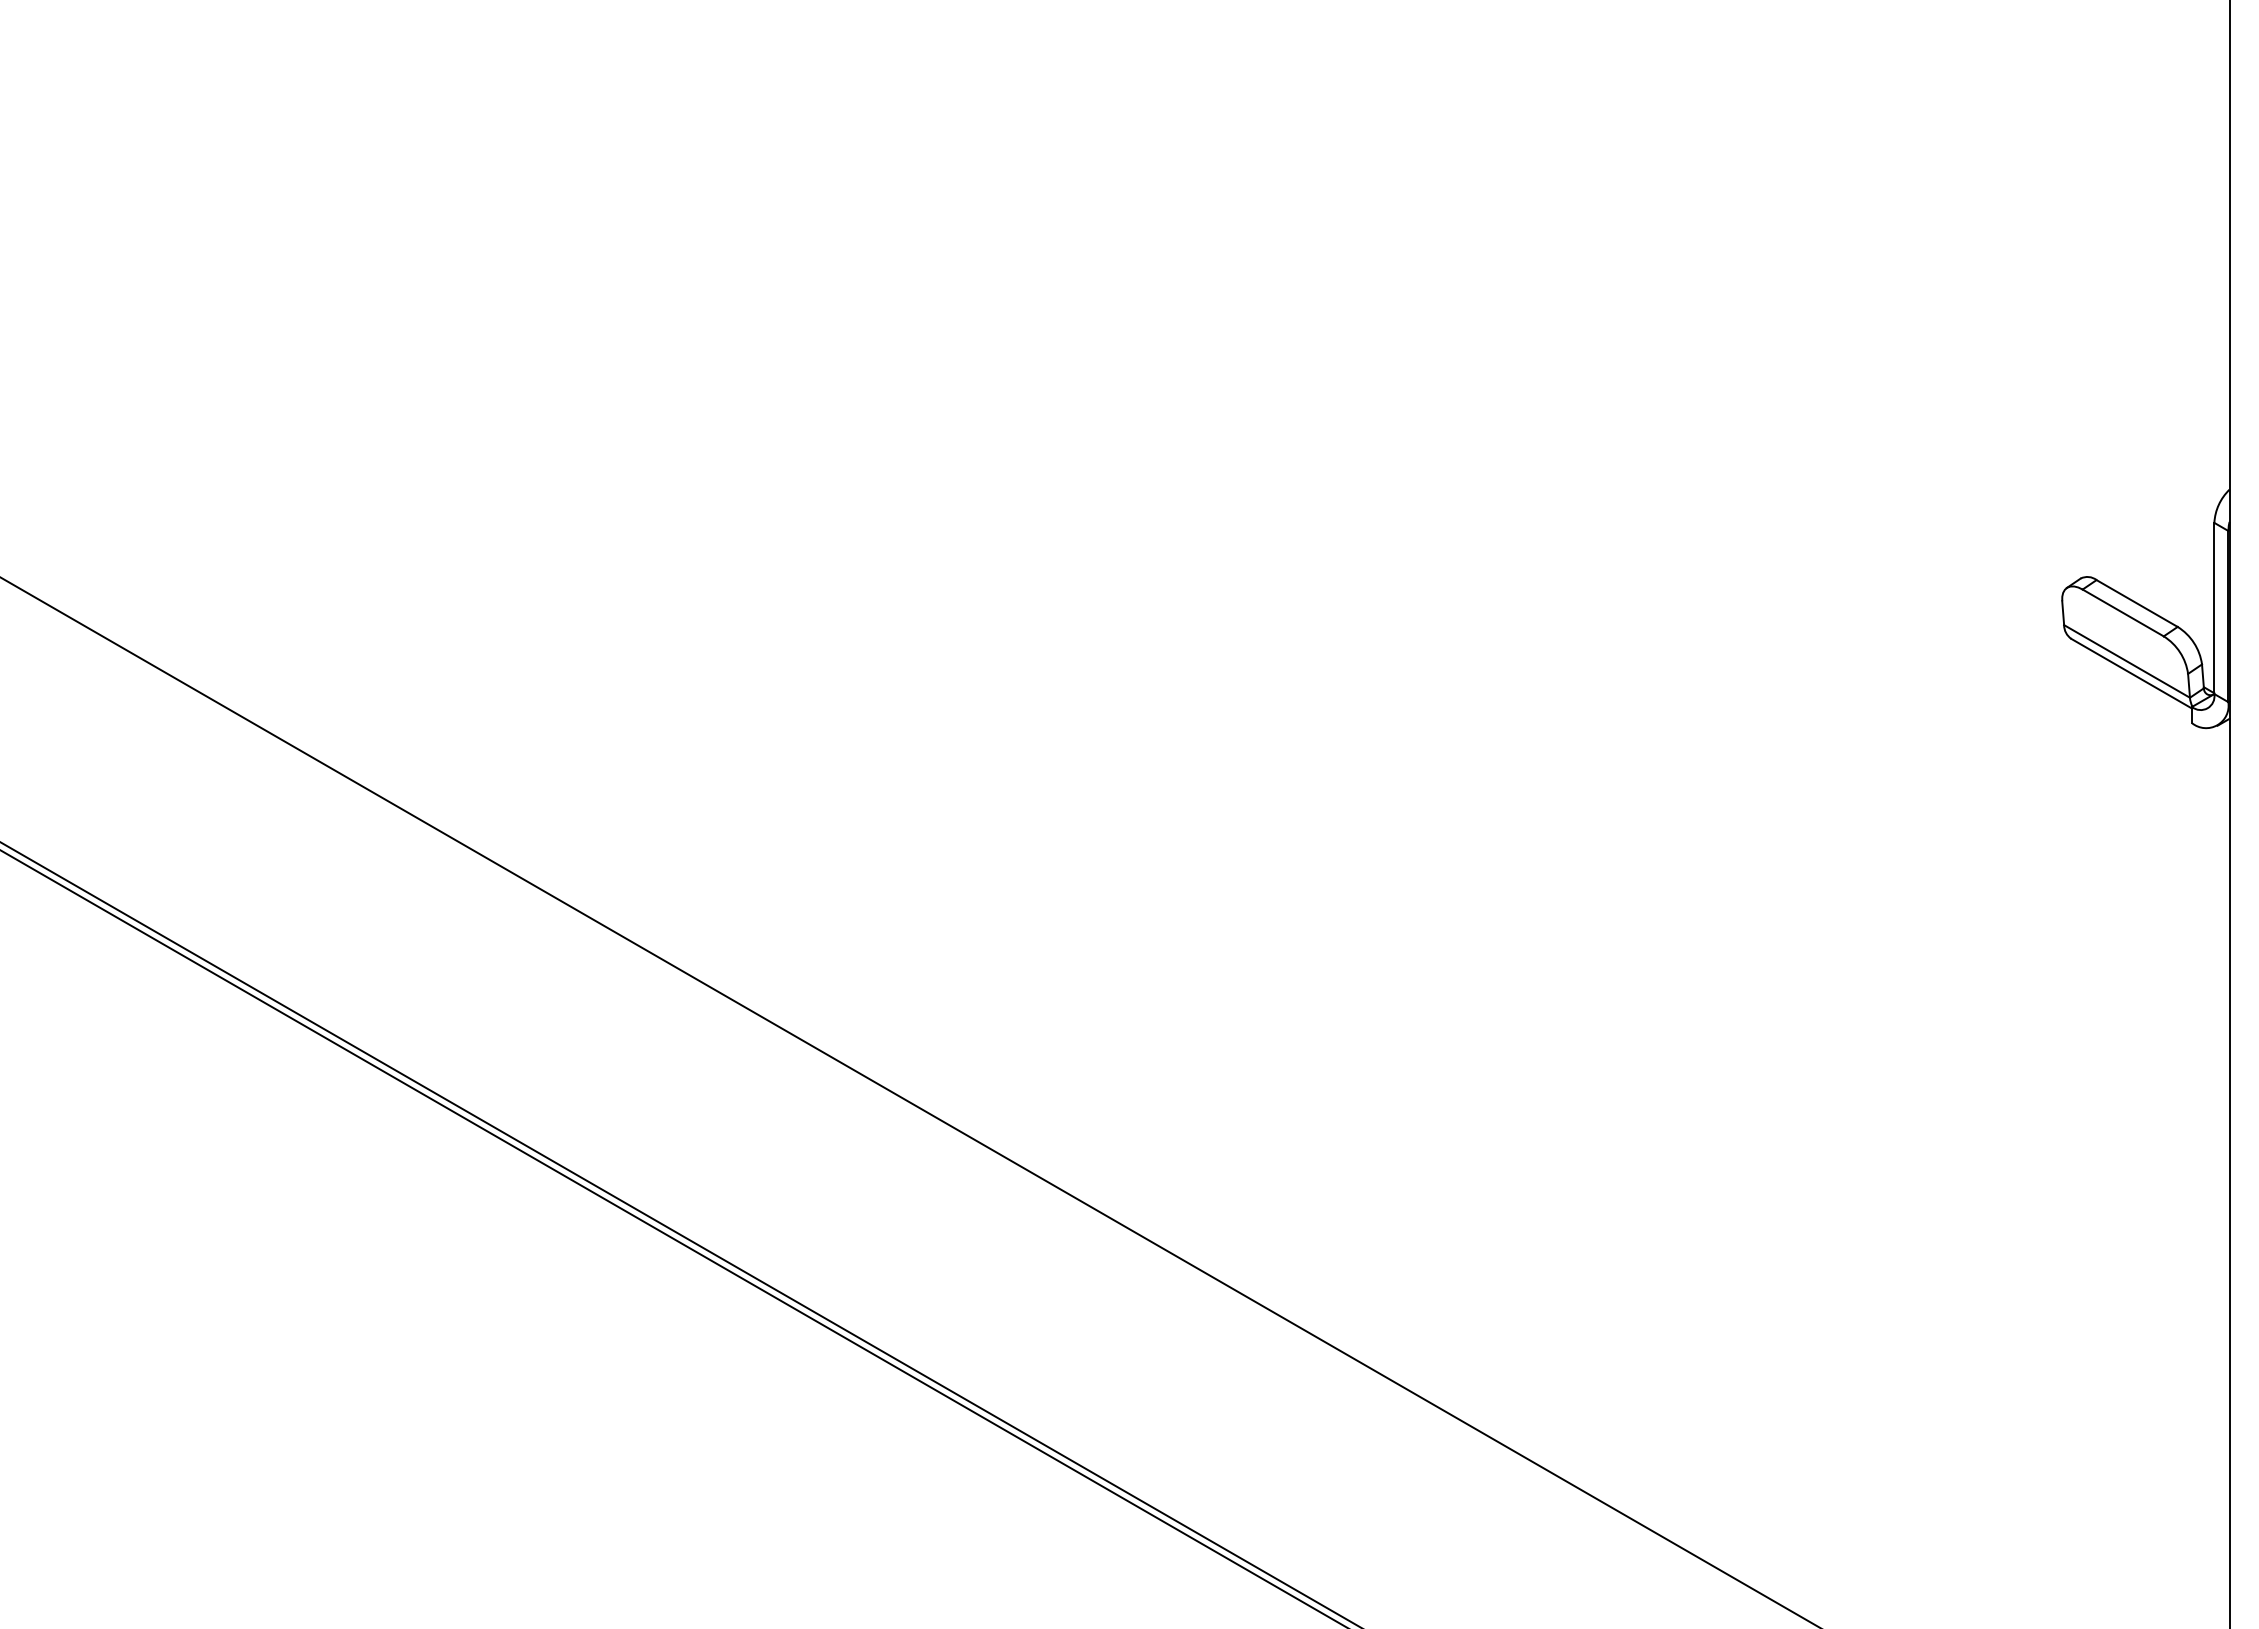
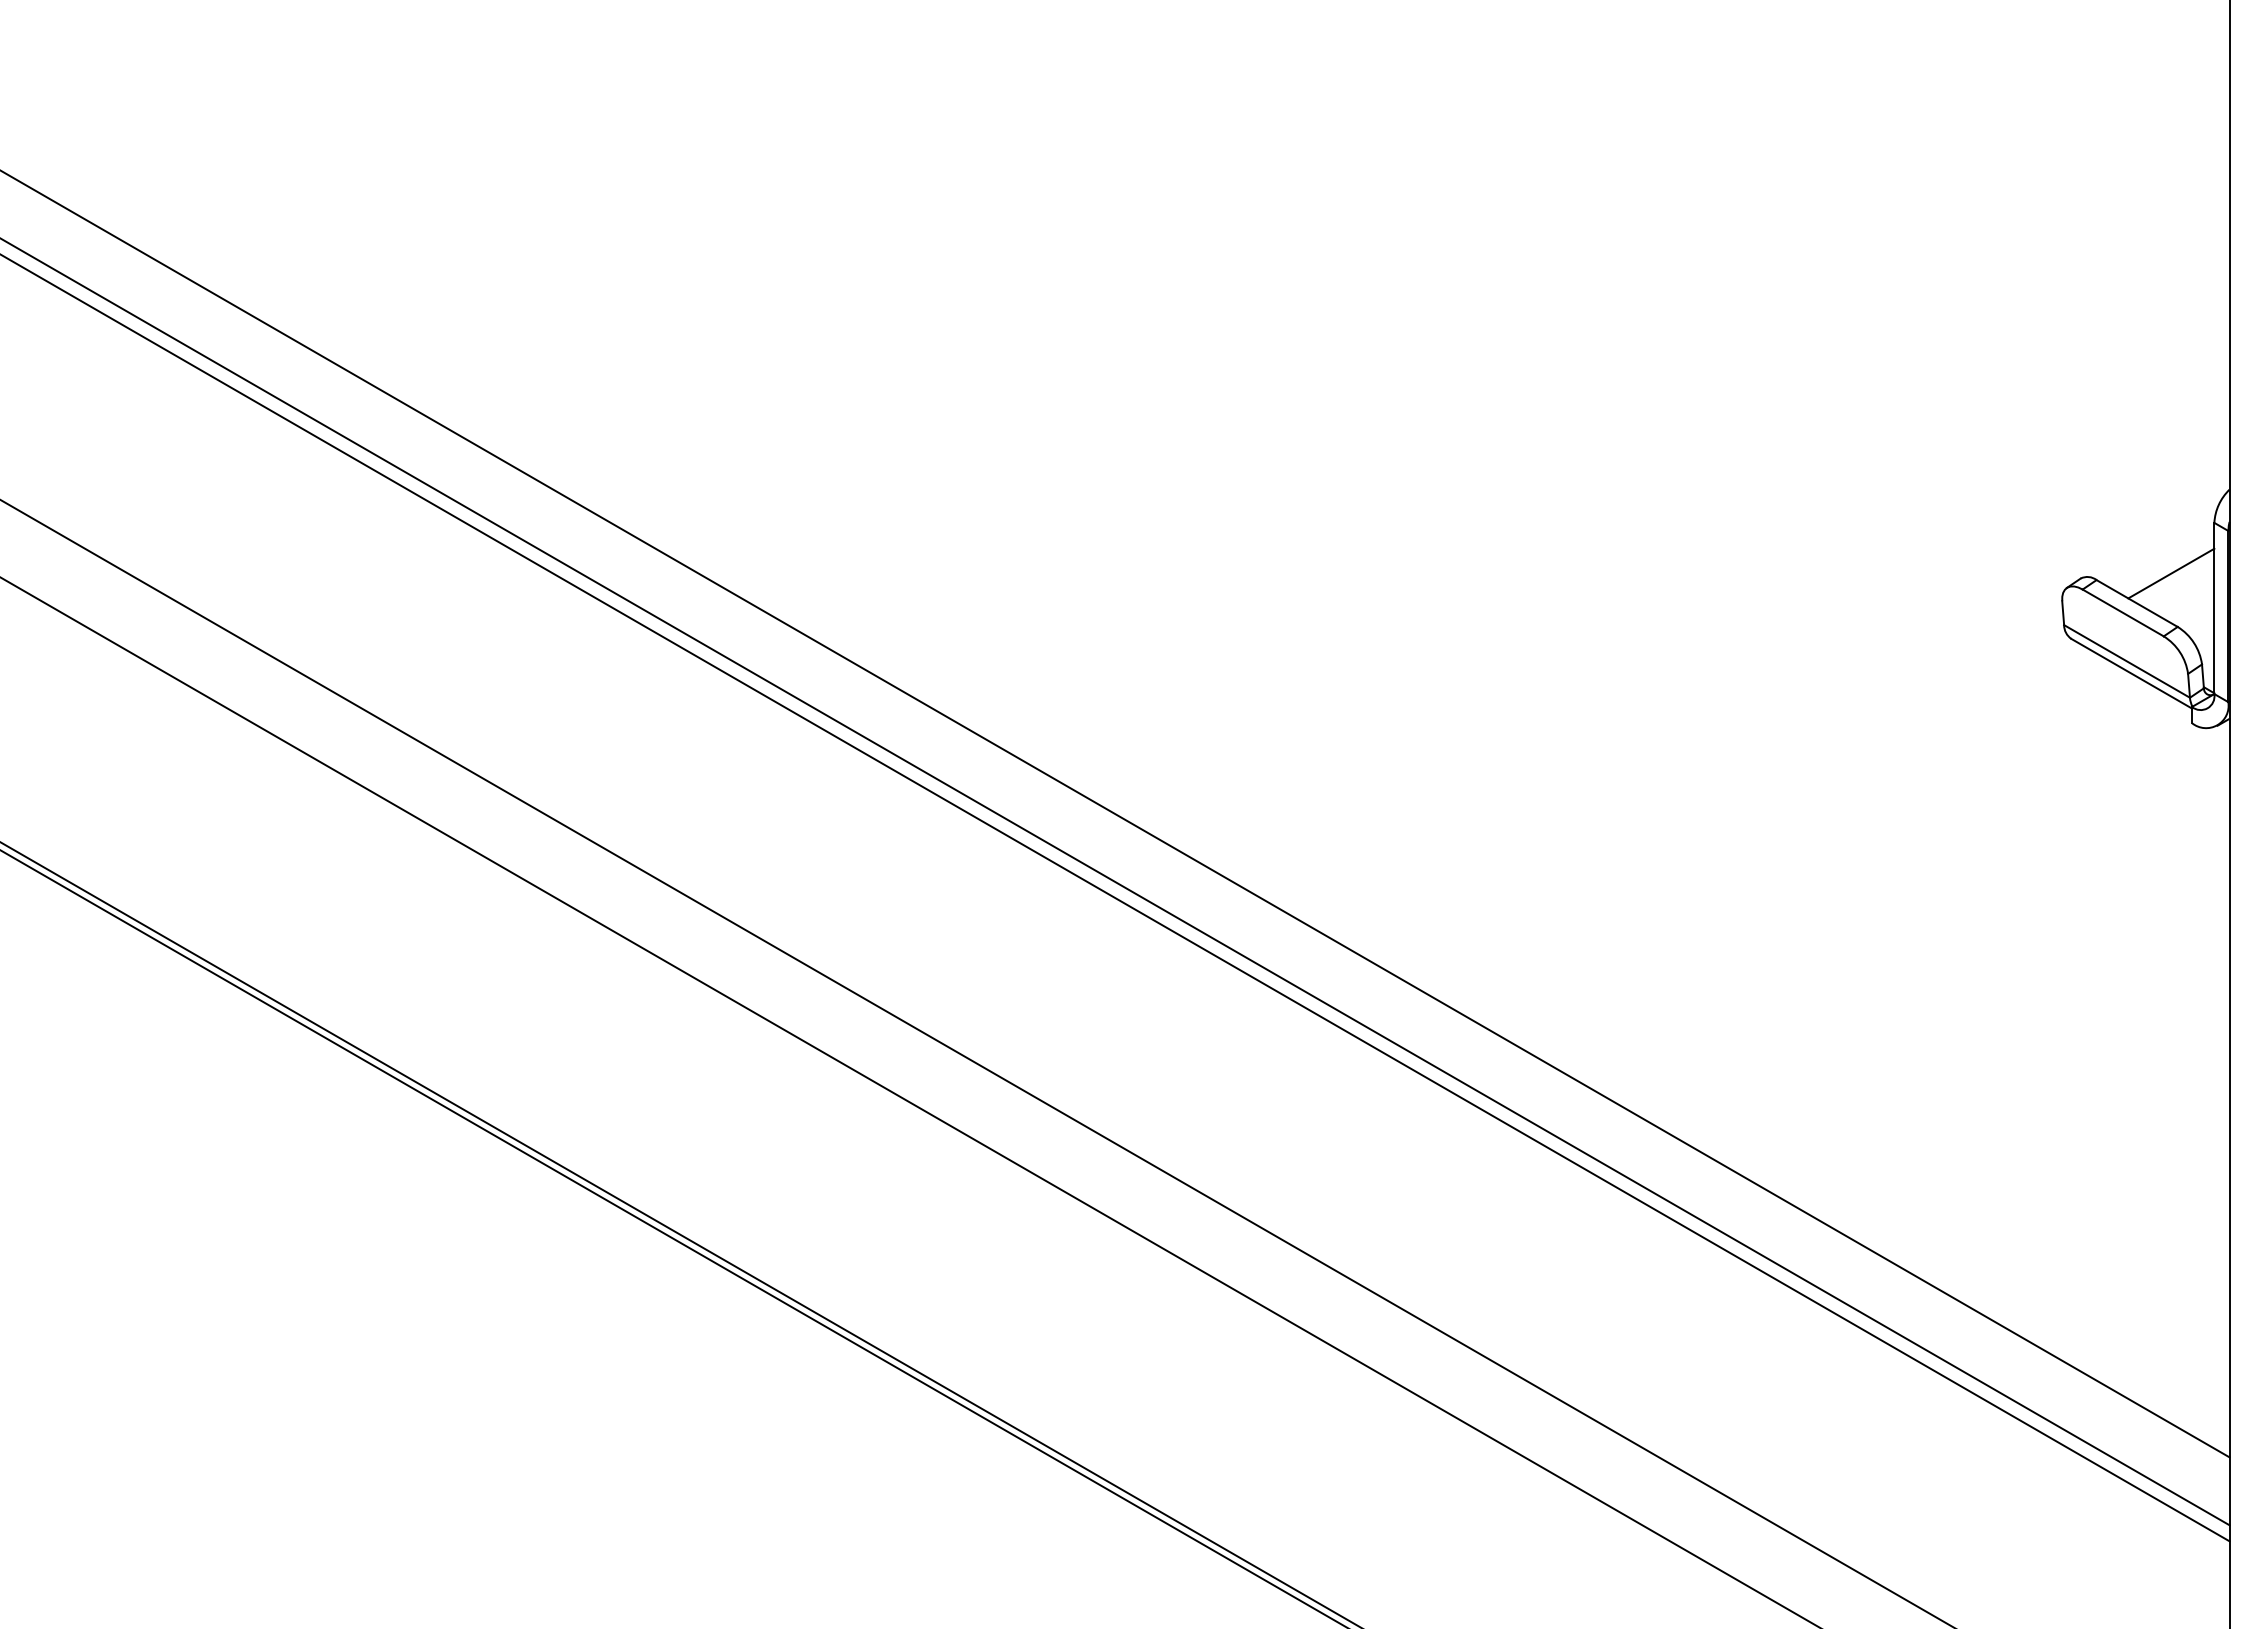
line: none -> present (2171, 573)
line: none -> present (1115, 814)
line: none -> present (1115, 882)
line: none -> present (1115, 898)
line: none -> present (976, 1063)
